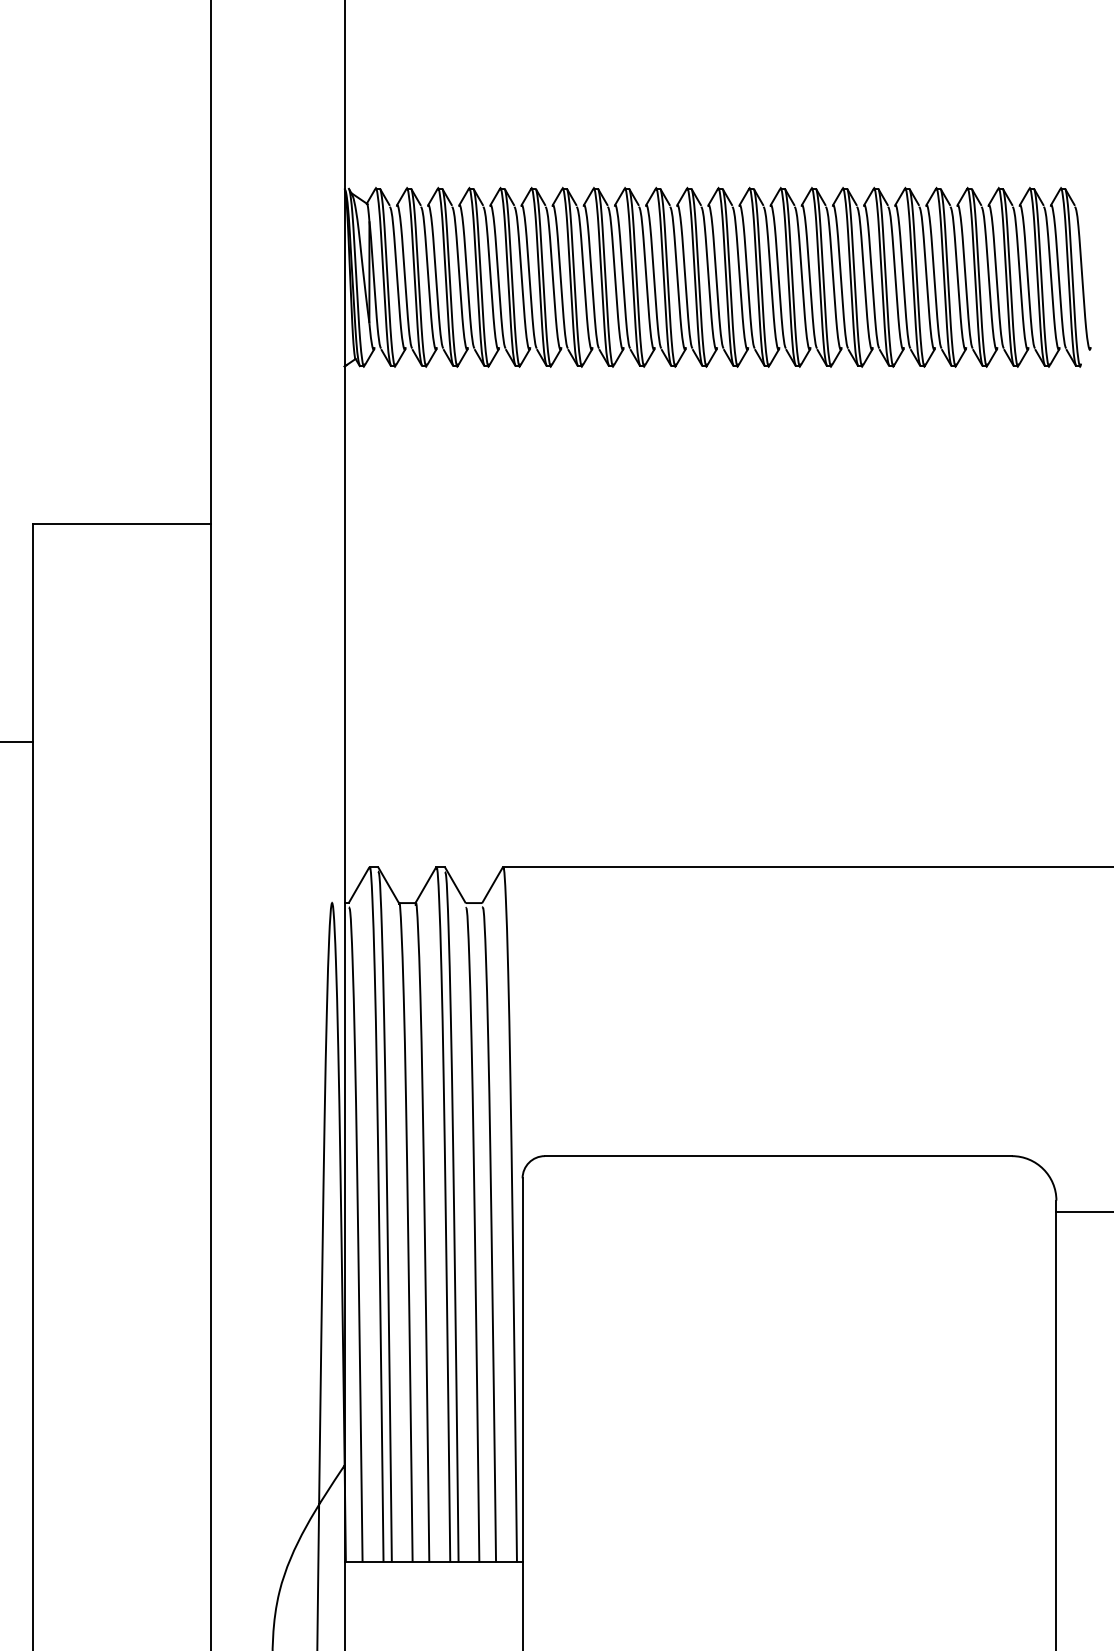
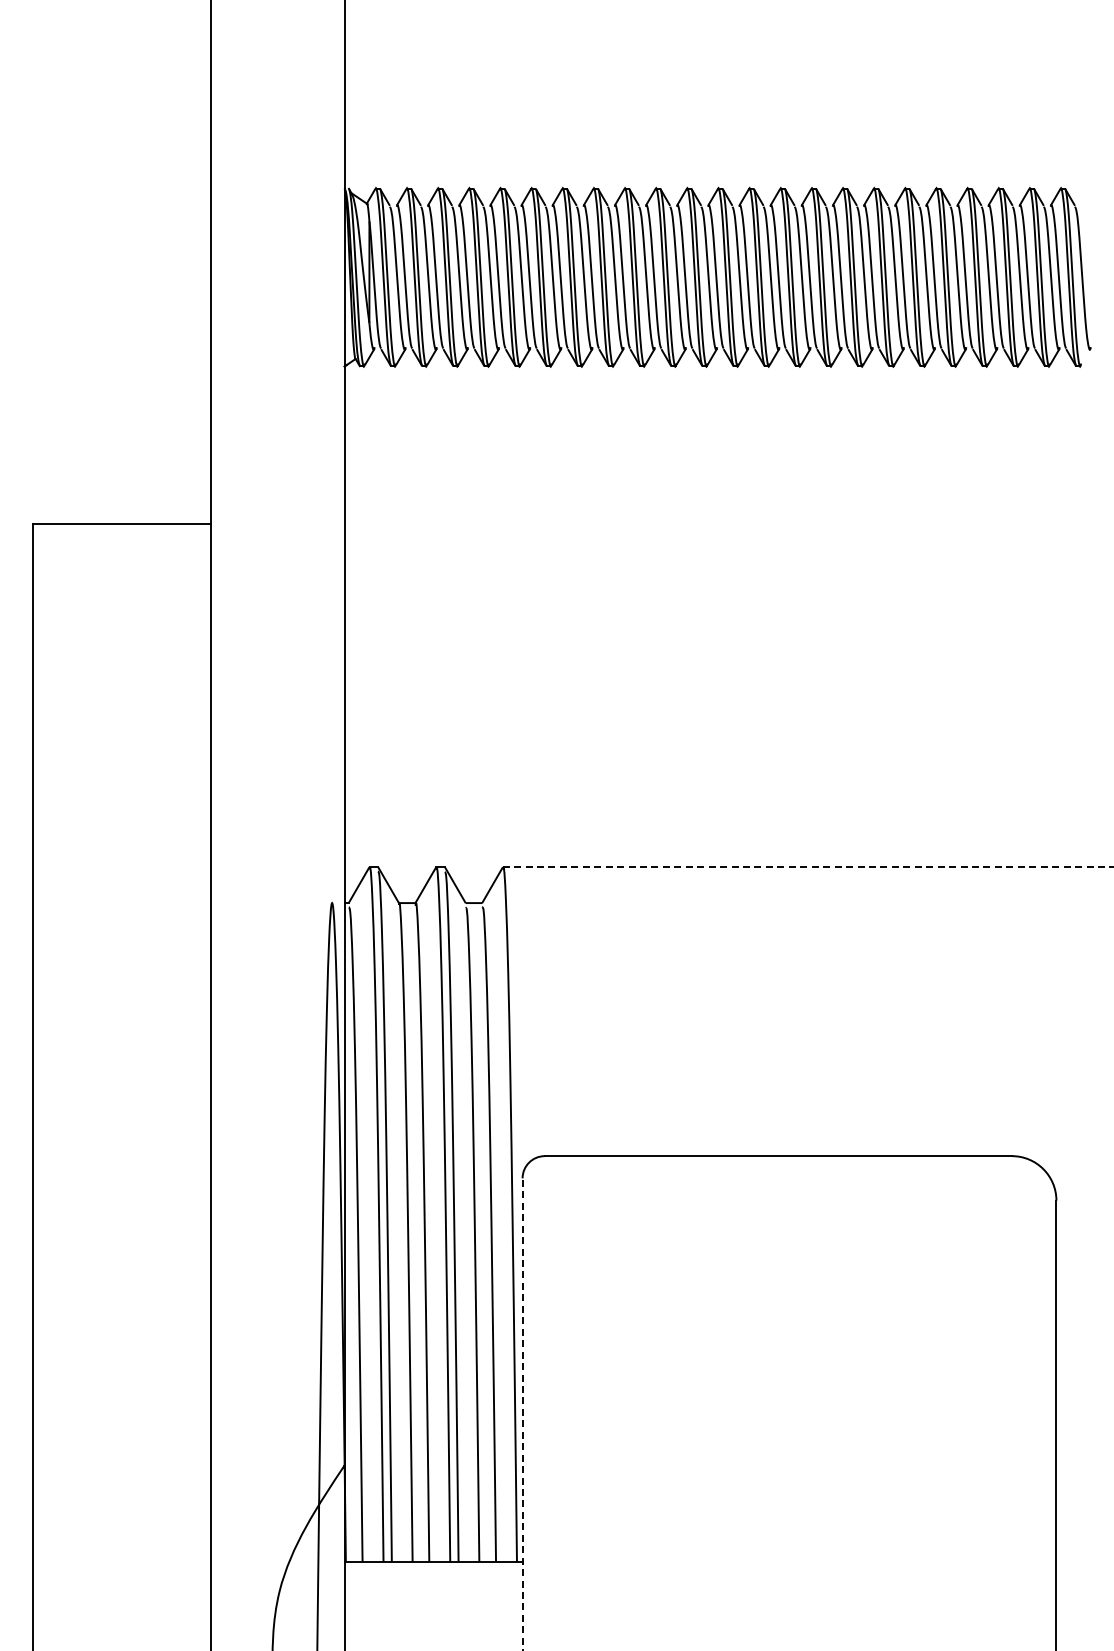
line: present -> none (17, 742)
line: solid -> dashed (808, 866)
line: present -> none (1083, 1211)
line: solid -> dashed (522, 1414)
